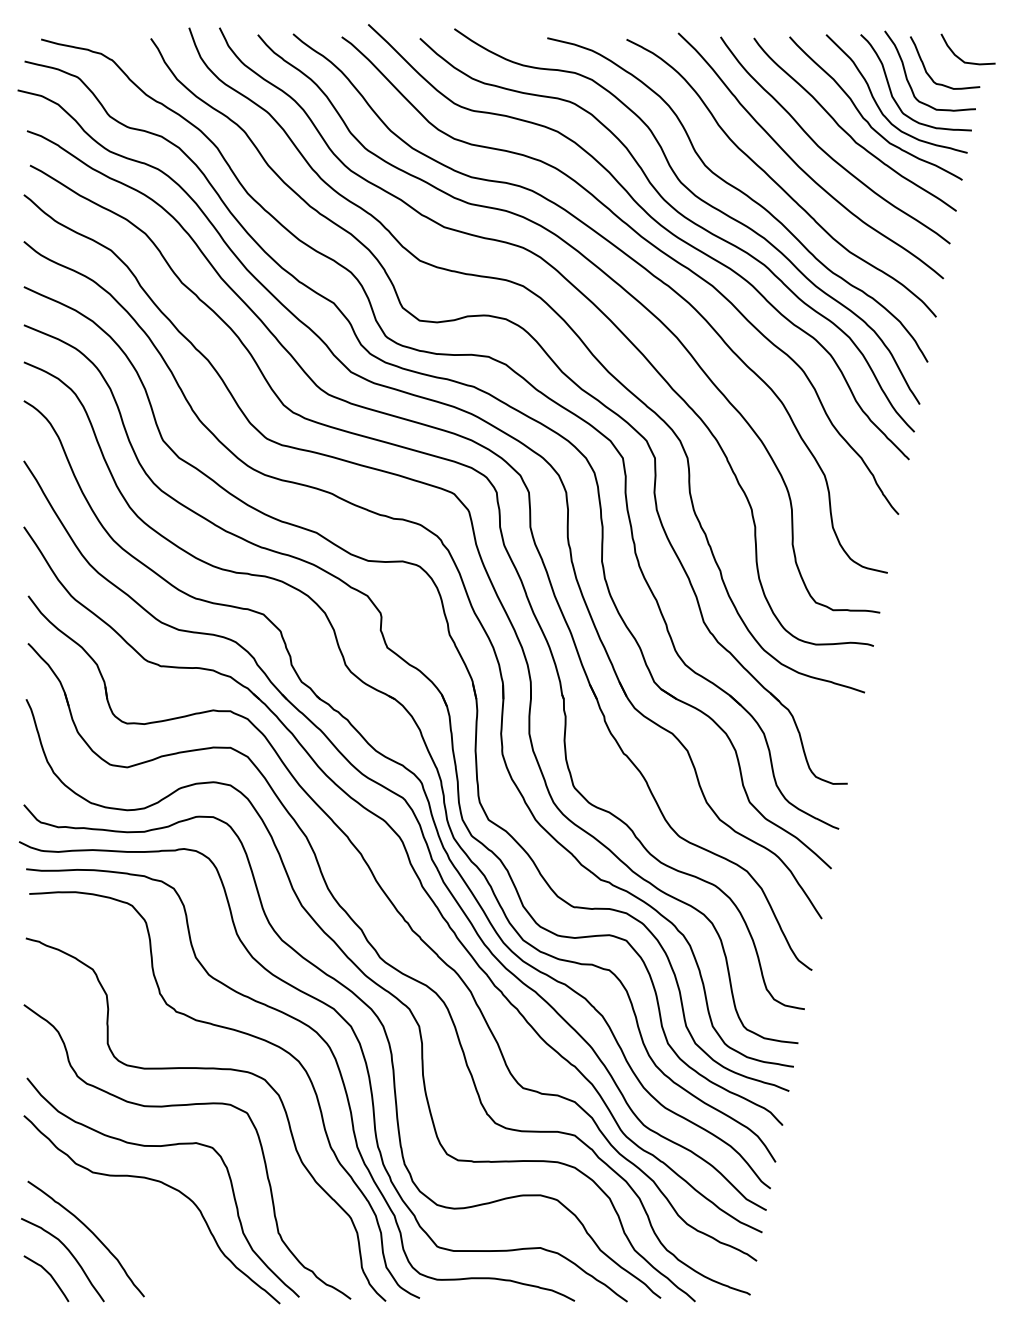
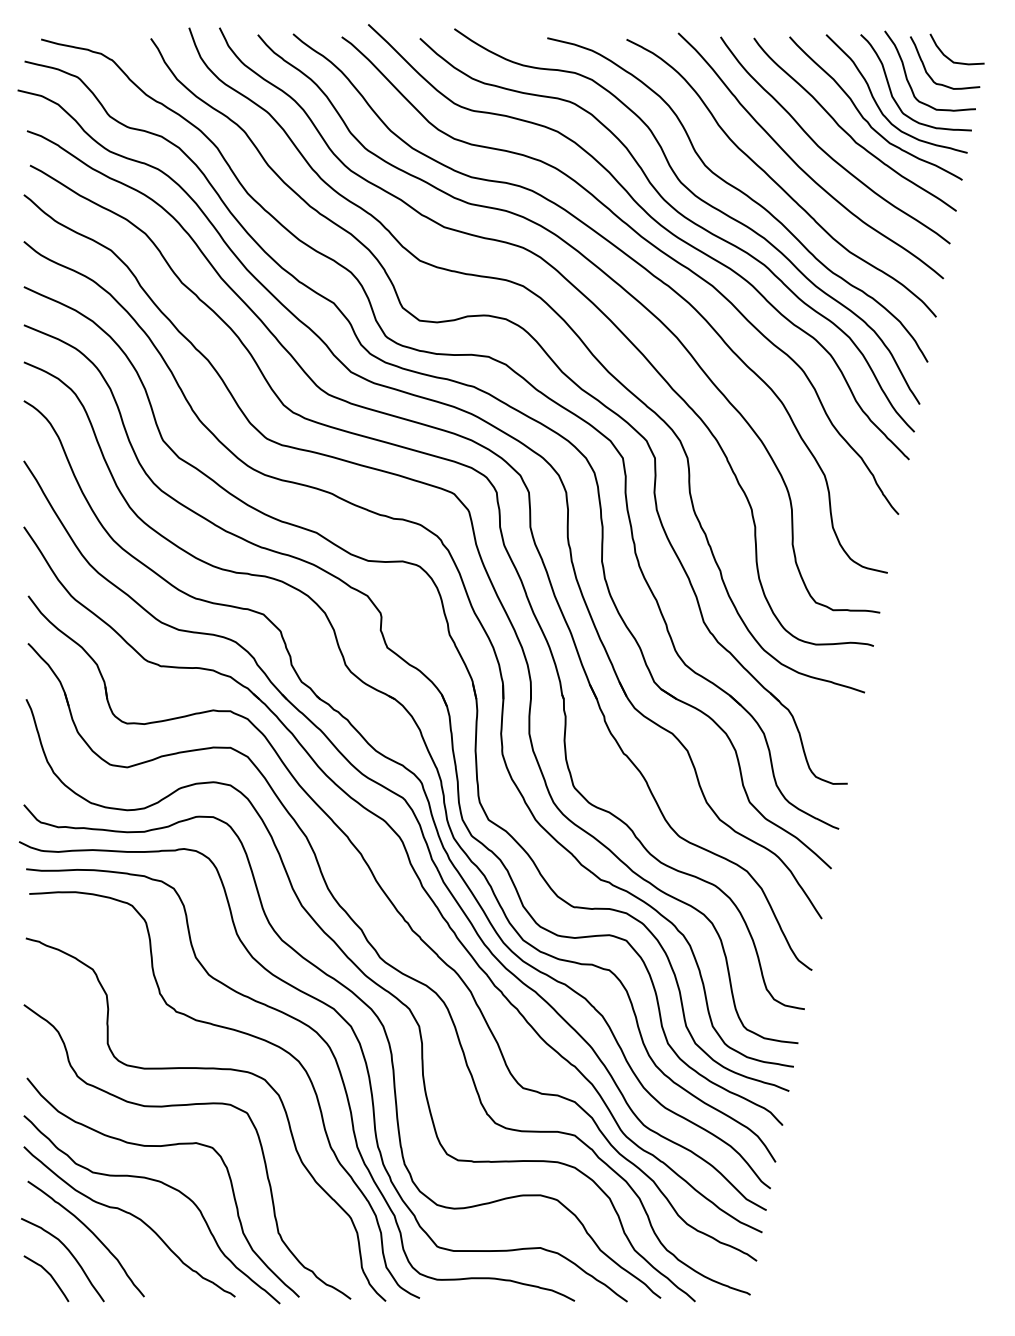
curve position: (961, 58) -> (950, 58) (950, 58)
curve: none -> present (132, 1216)
